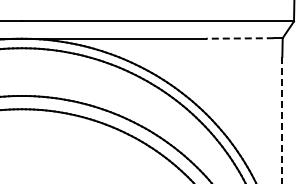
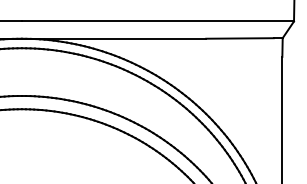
line: dashed -> solid (240, 38)
line: dashed -> solid (282, 120)
